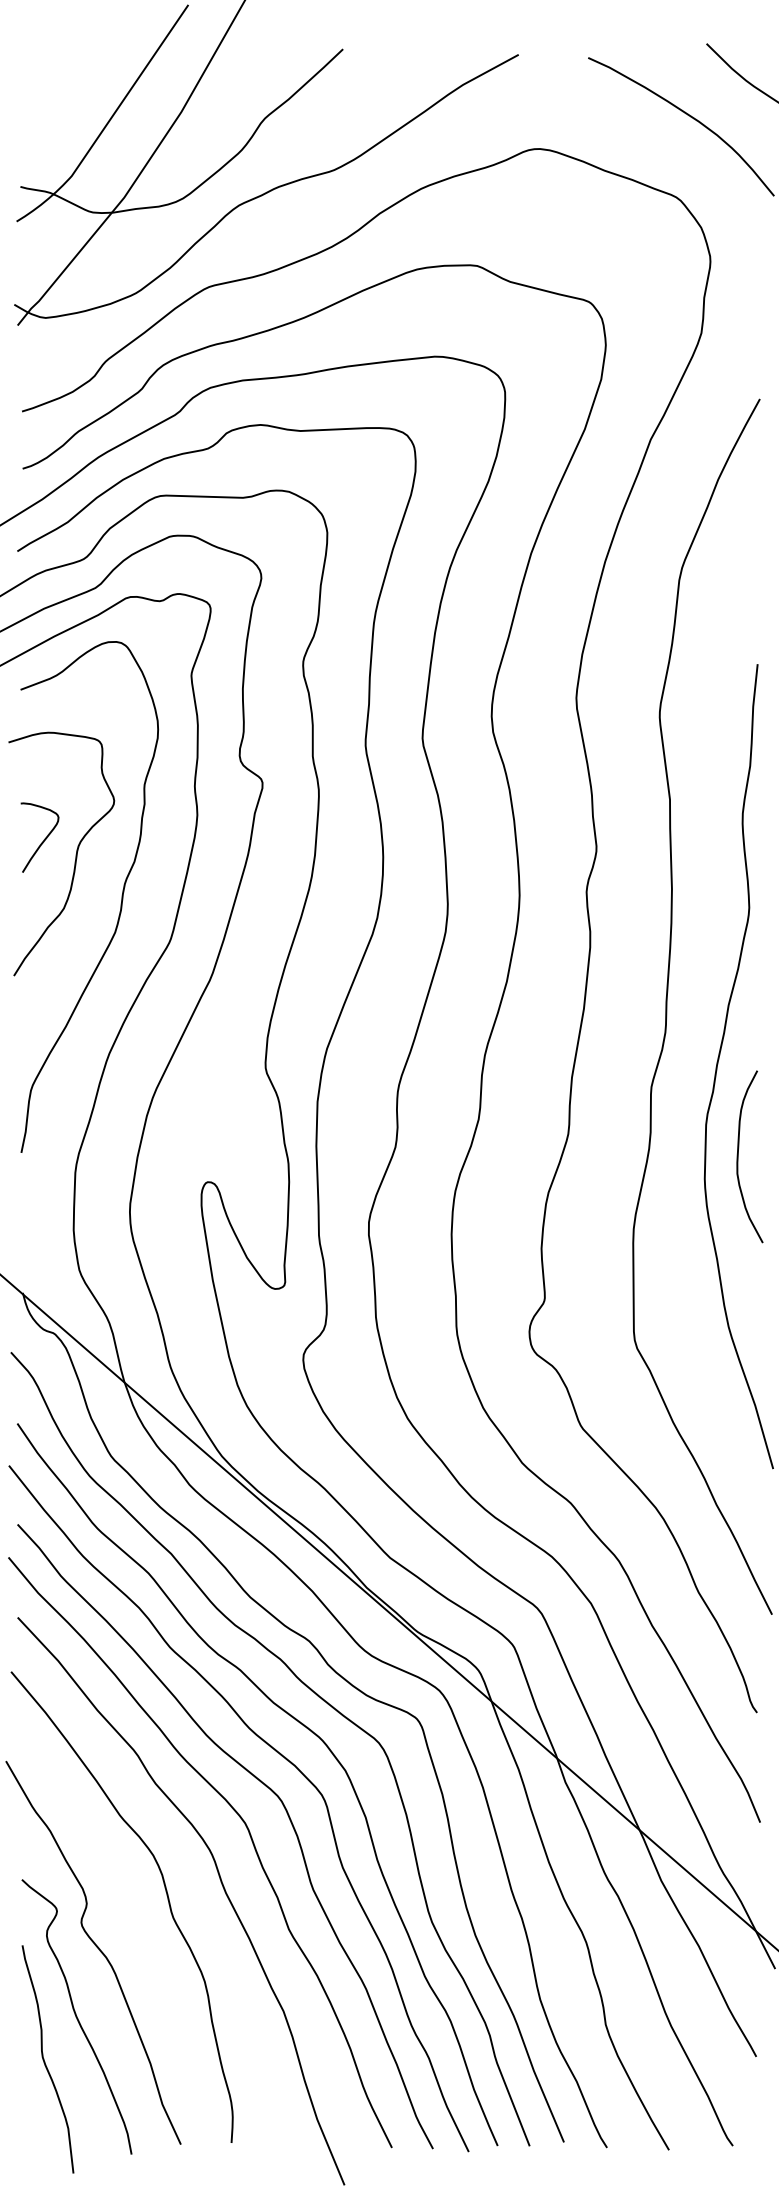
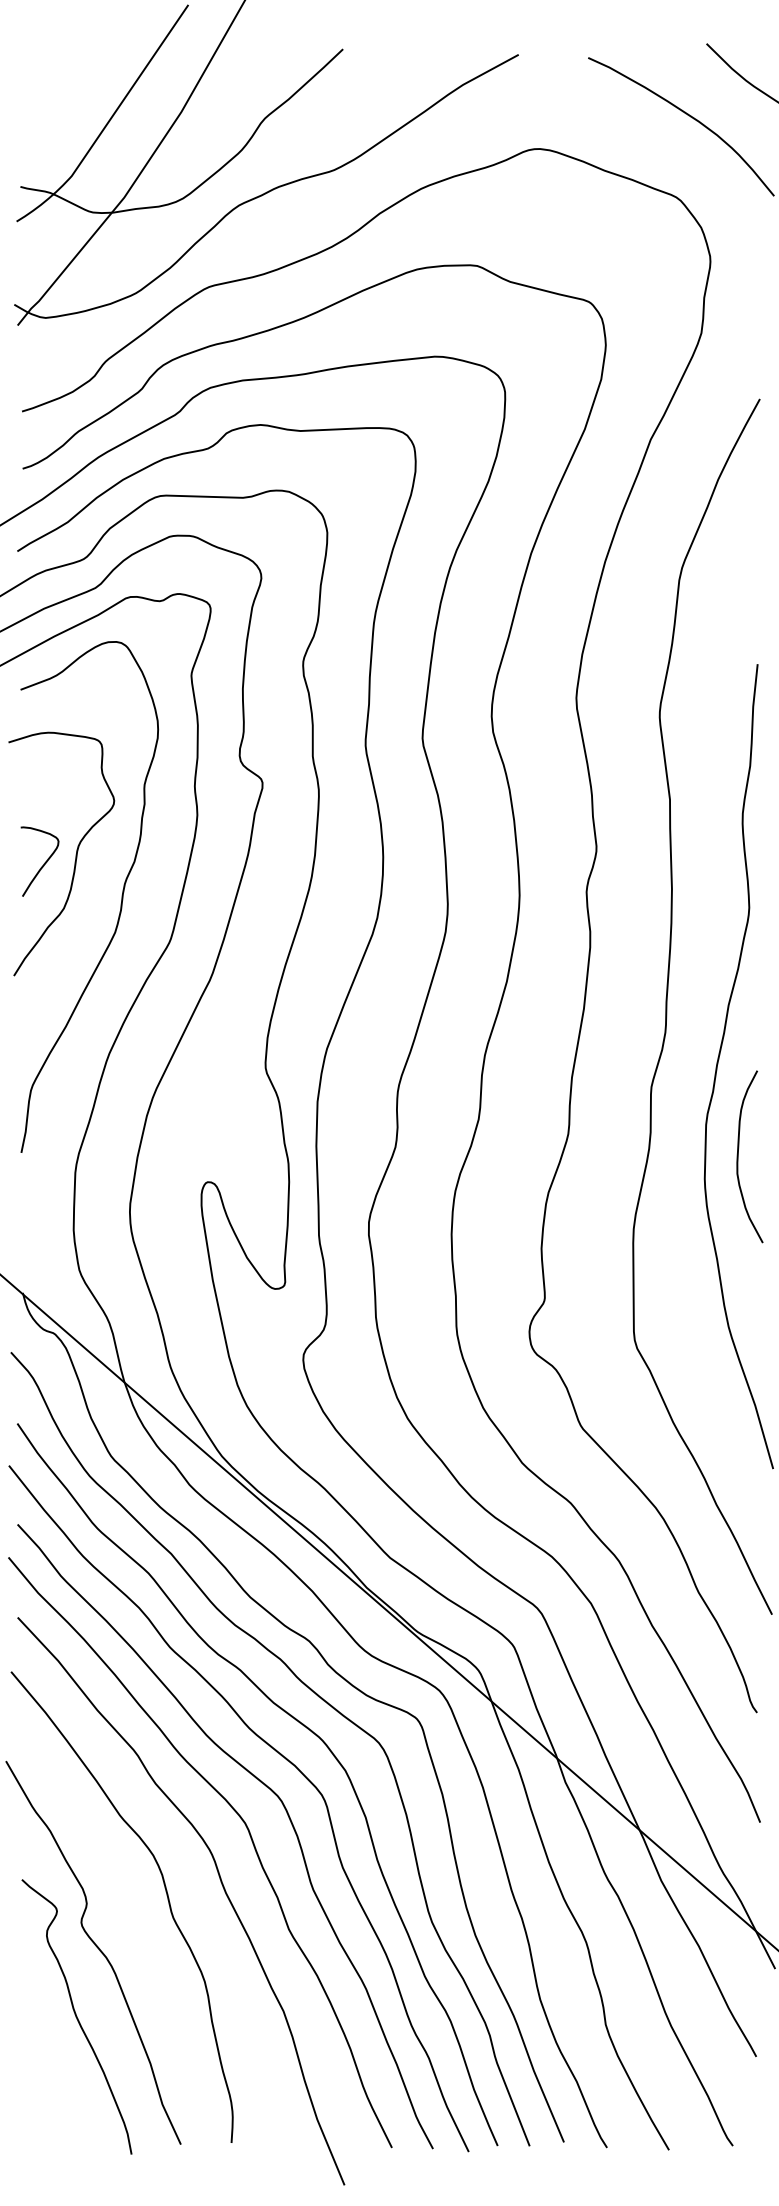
curve position: (43, 840) -> (43, 864) (43, 864)
curve: present -> none (45, 2061)
